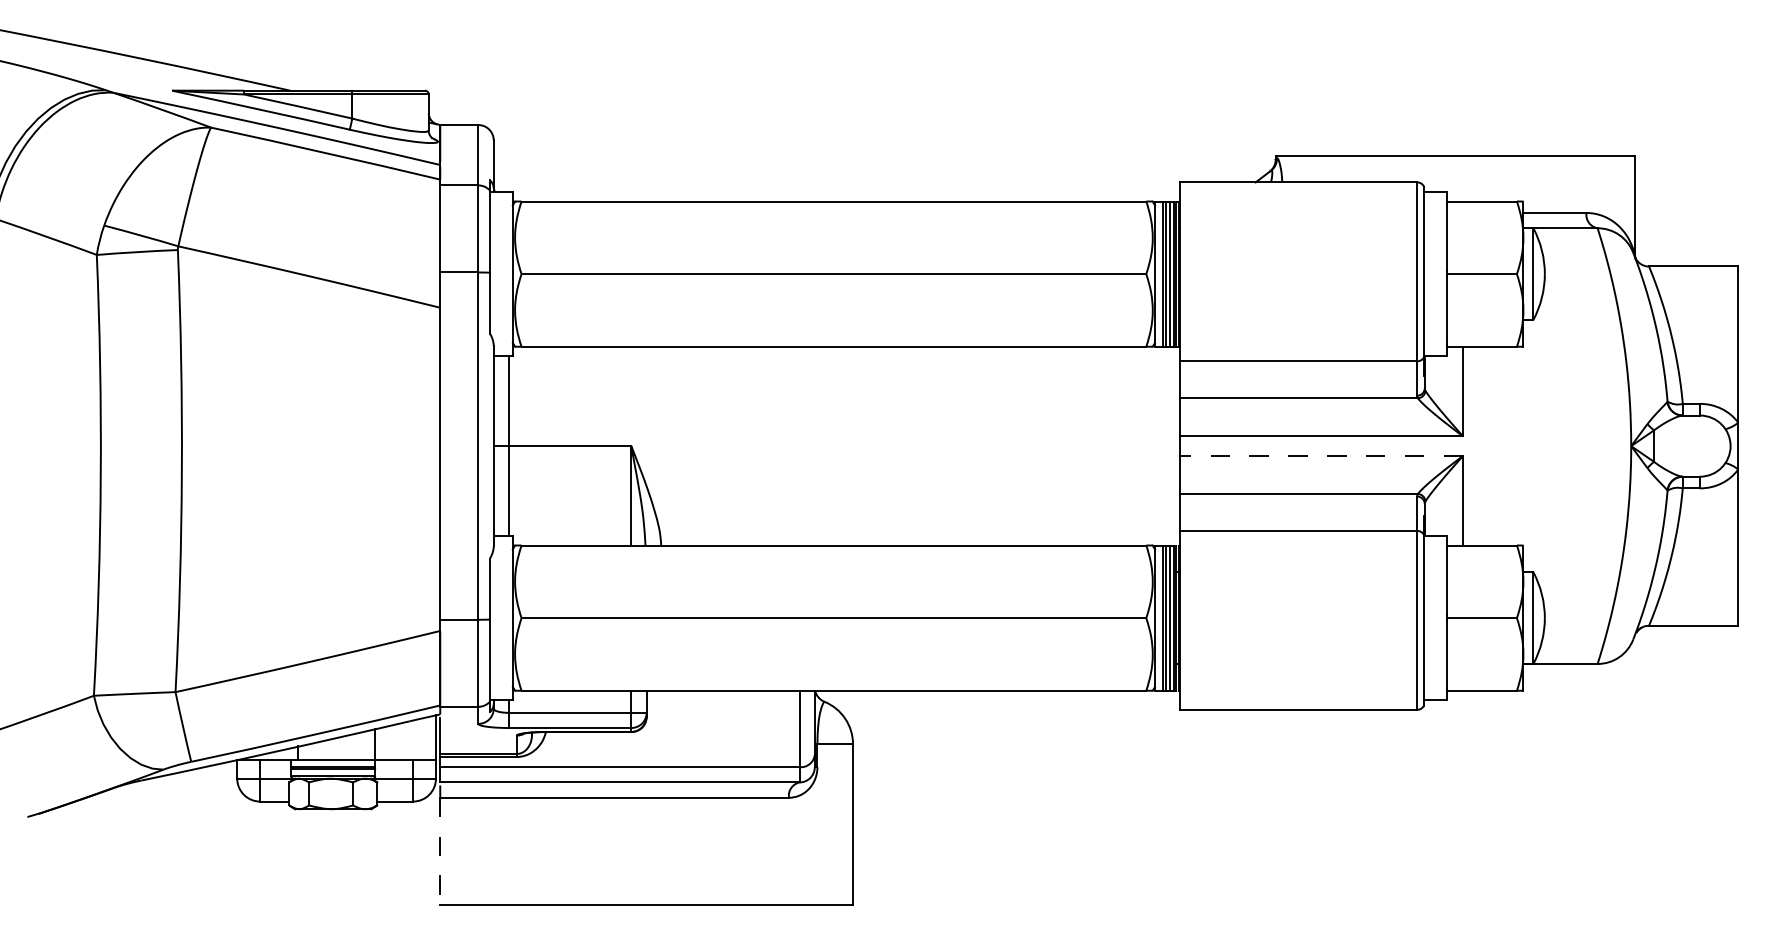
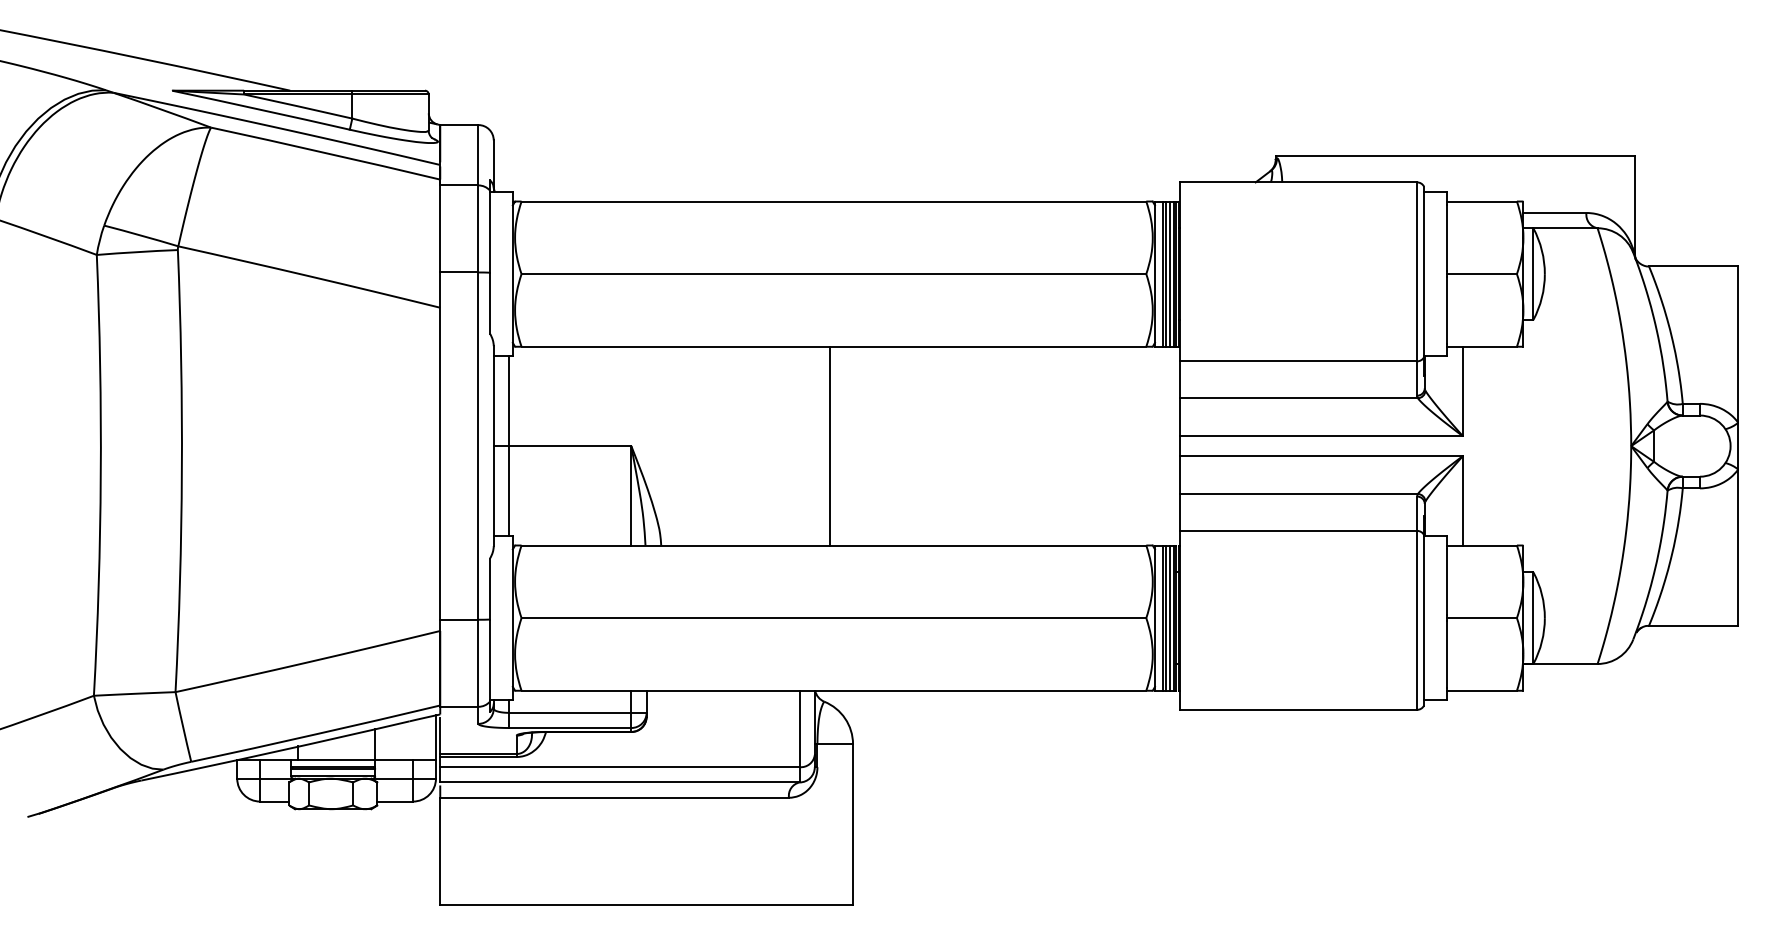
line: none -> present (830, 445)
line: dashed -> solid (1321, 455)
line: dashed -> solid (440, 851)
